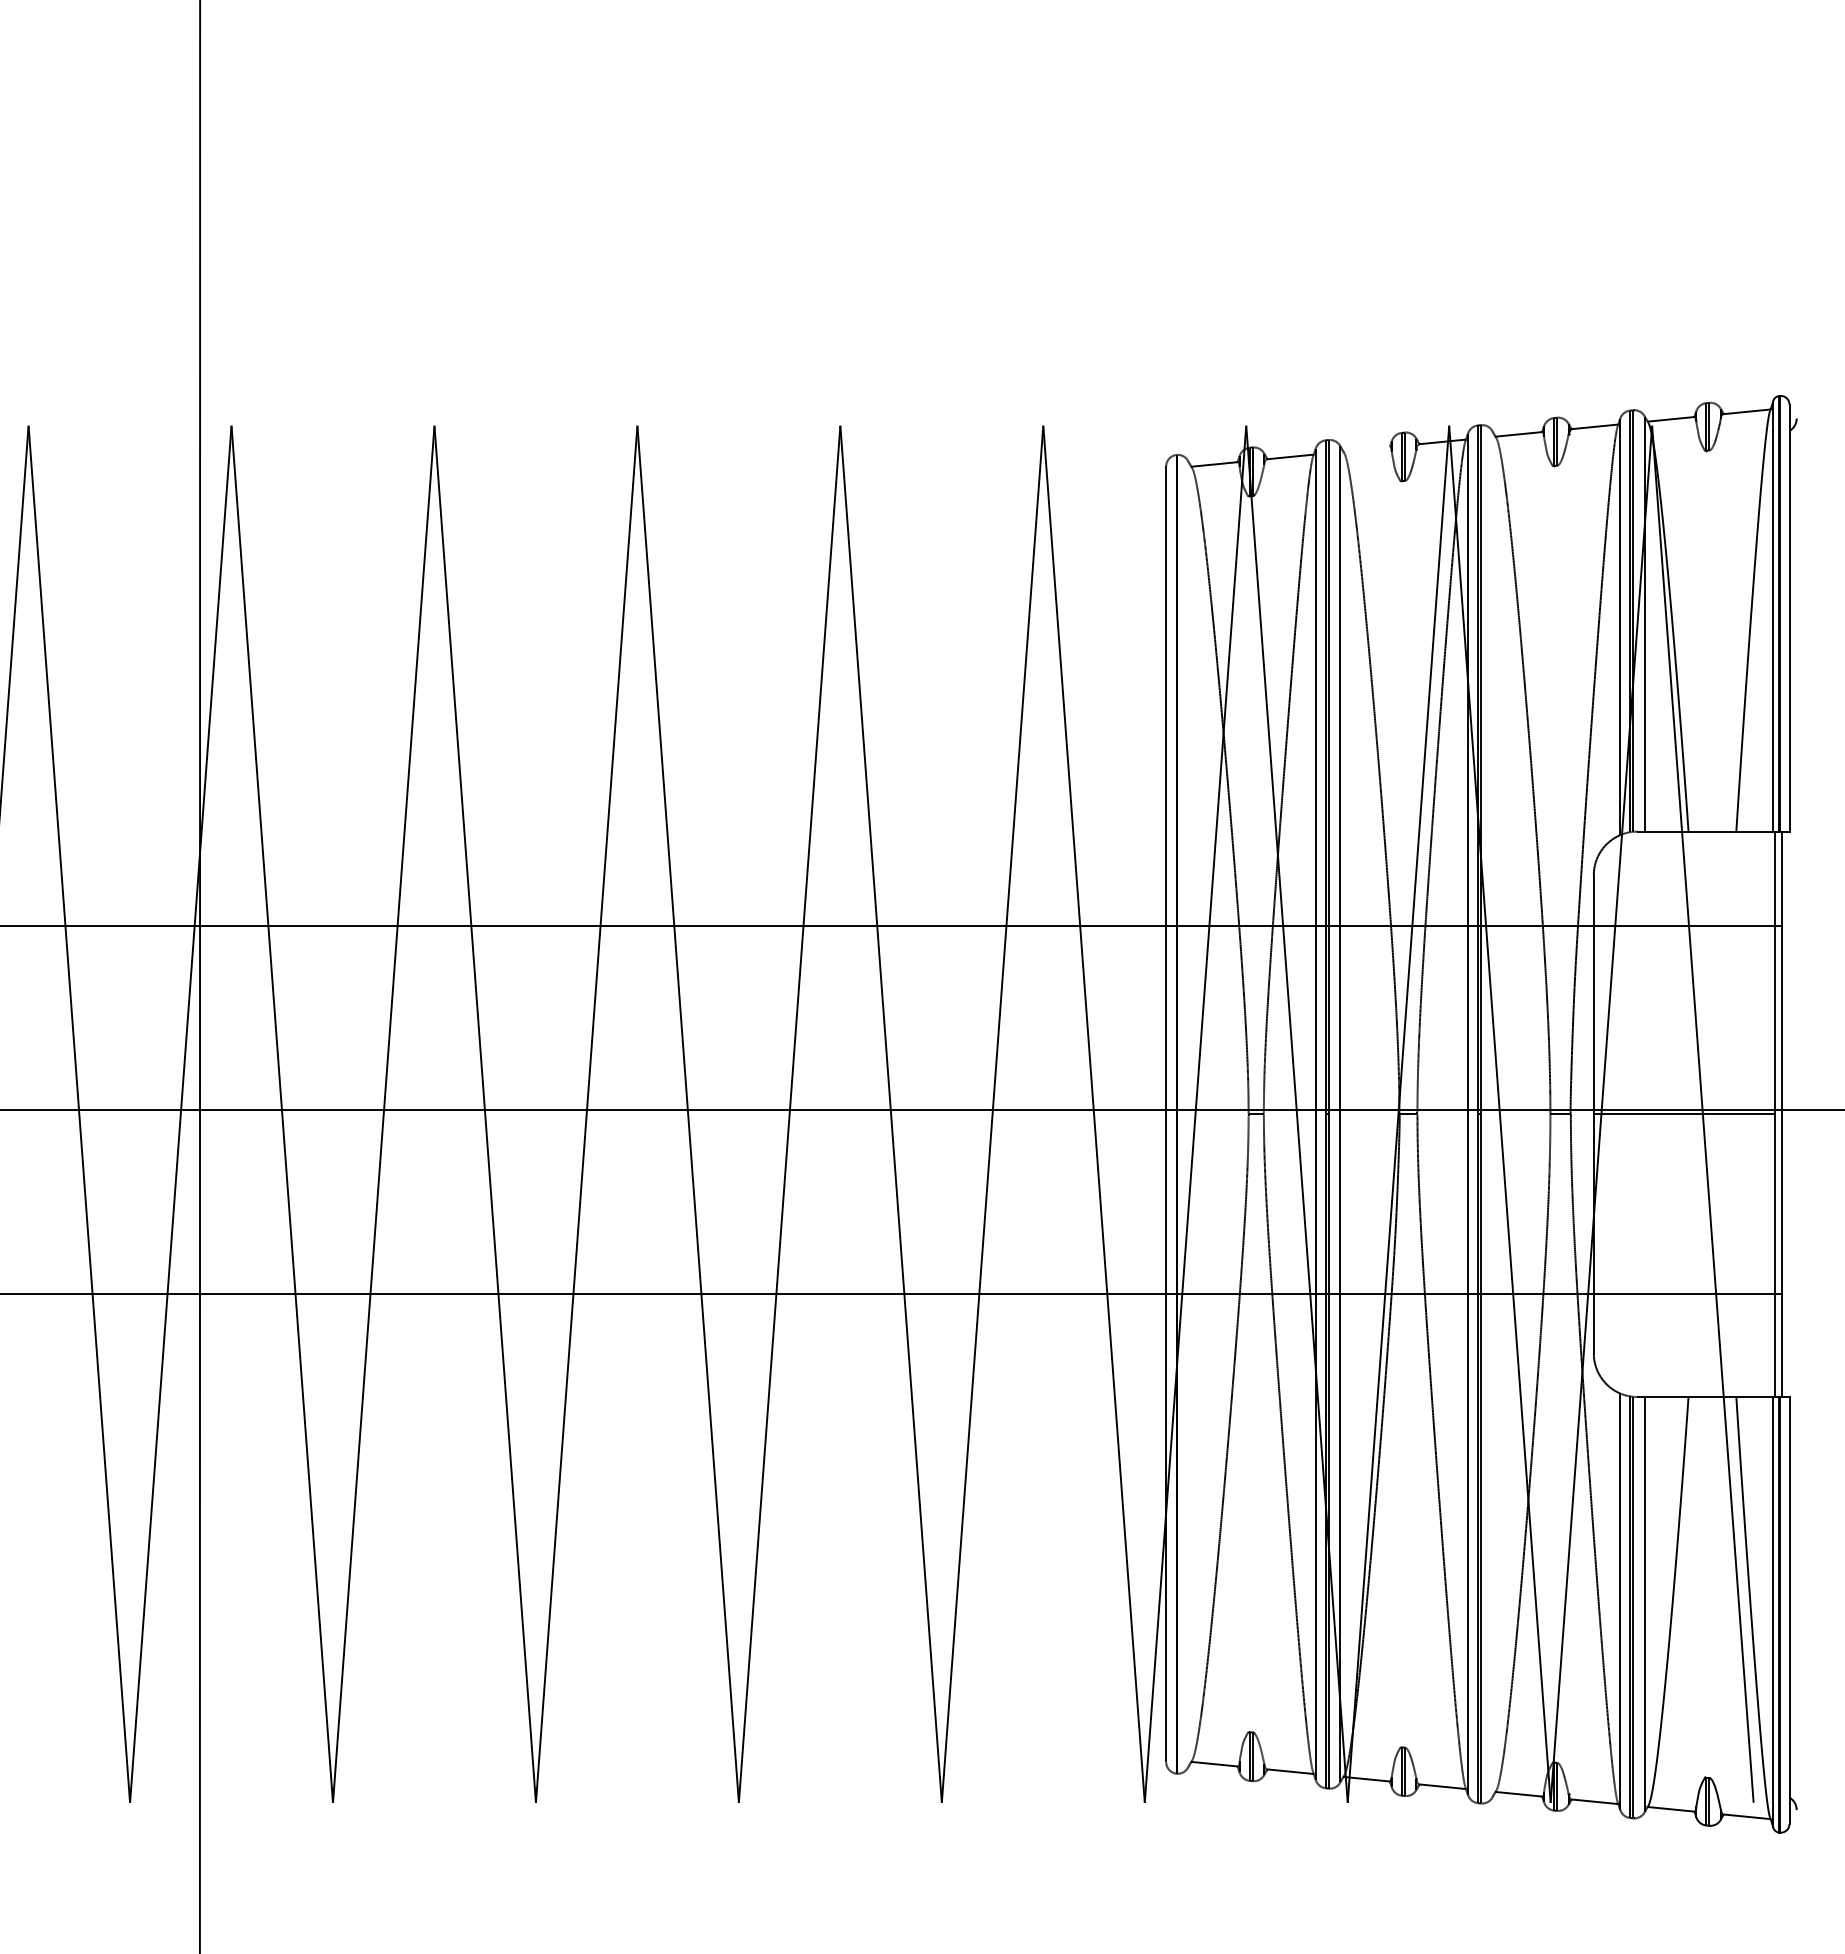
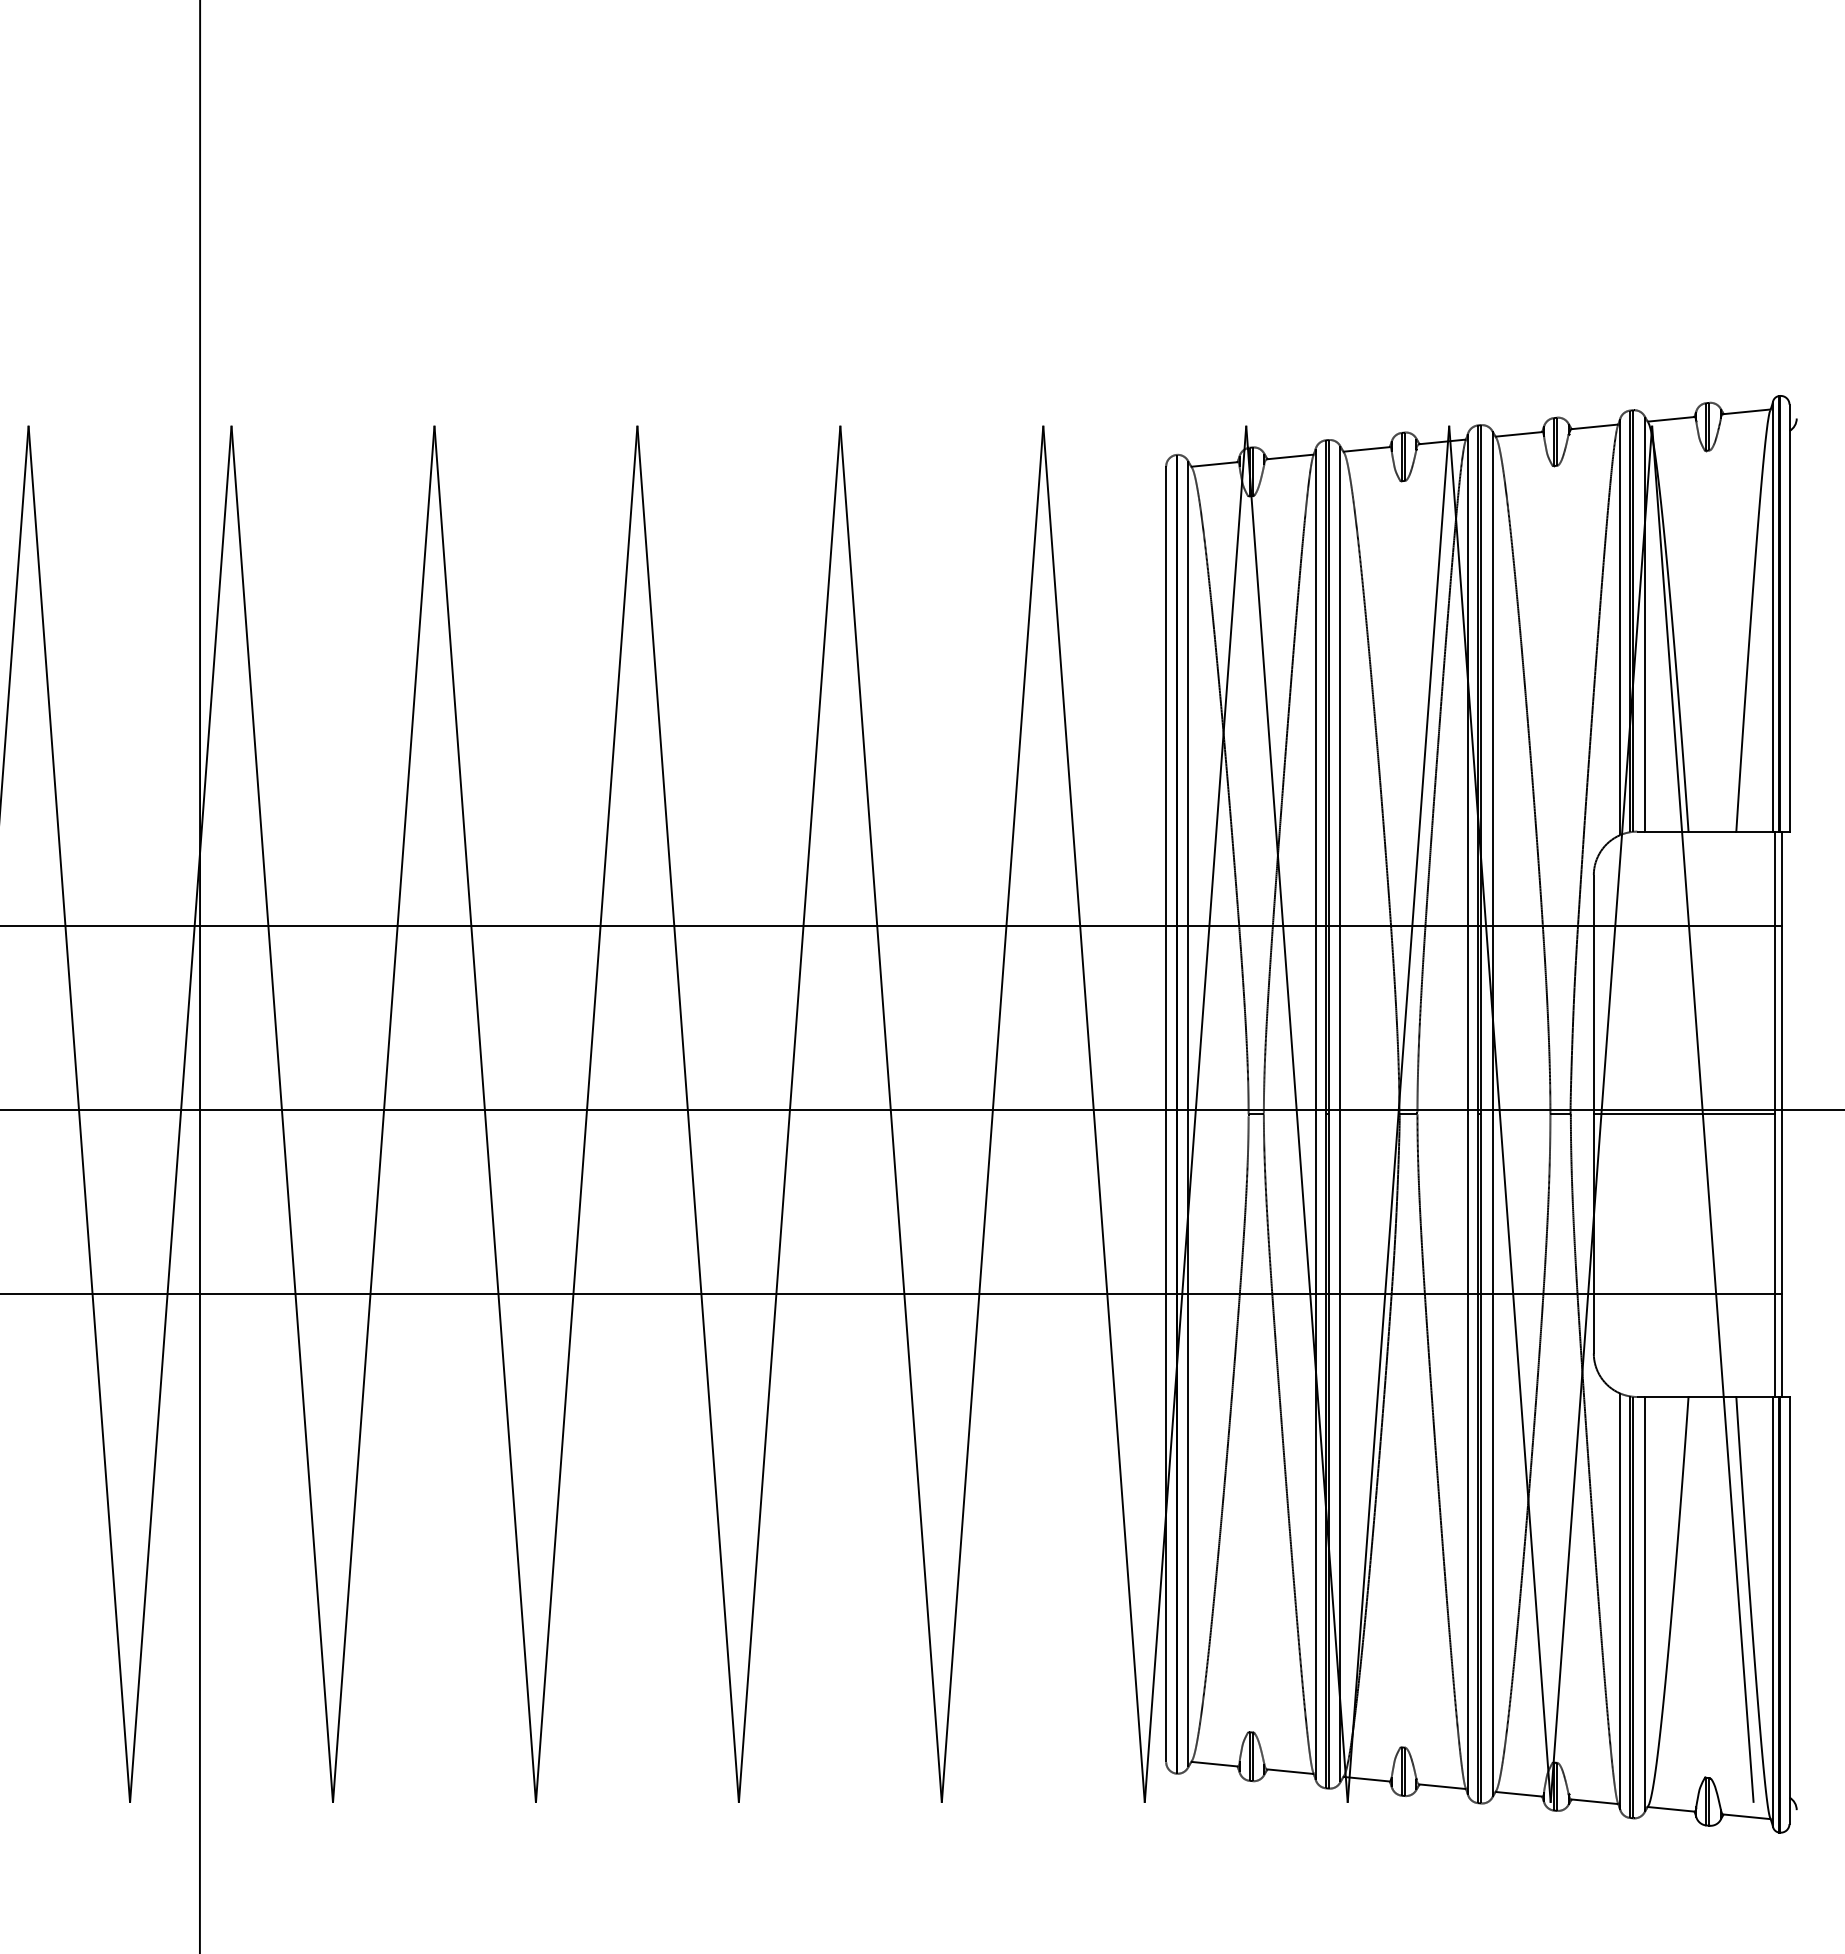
line: none -> present (1366, 449)
line: none -> present (1188, 1114)
line: none -> present (1492, 1114)
